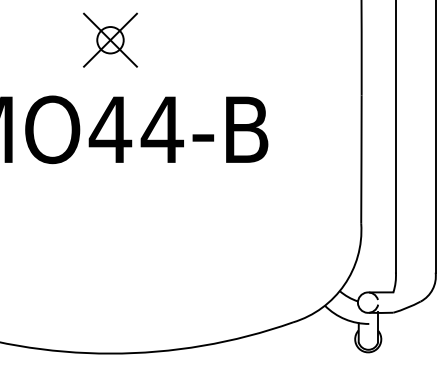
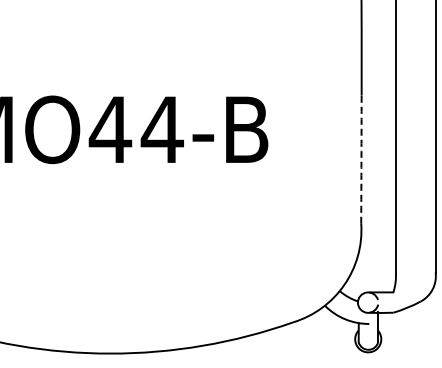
part: present -> none (110, 39)
arc: solid -> dashed (361, 159)
